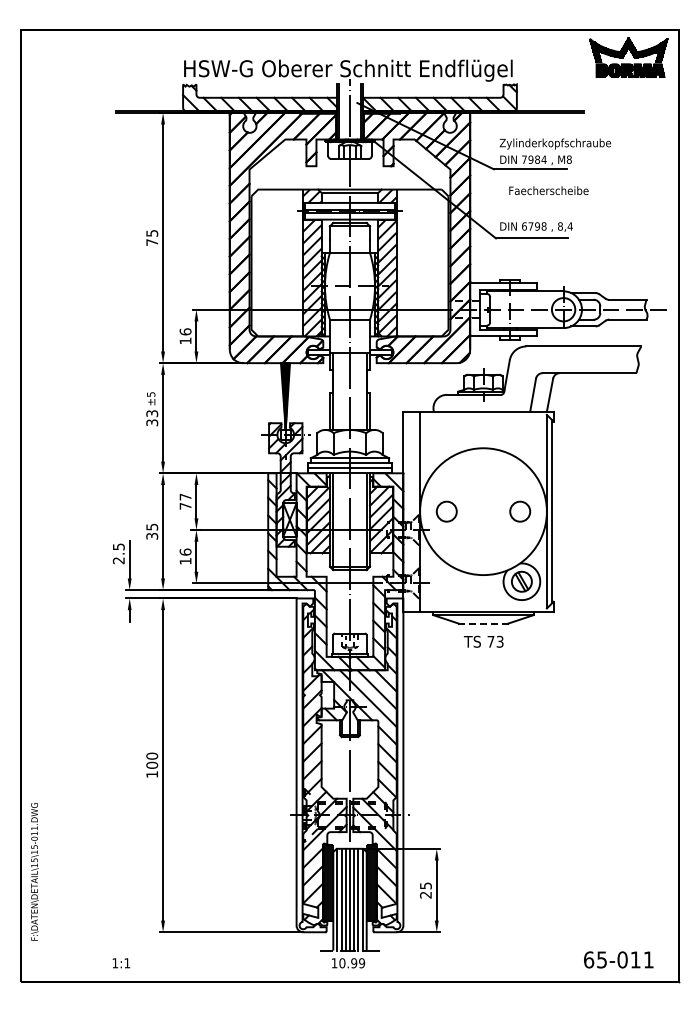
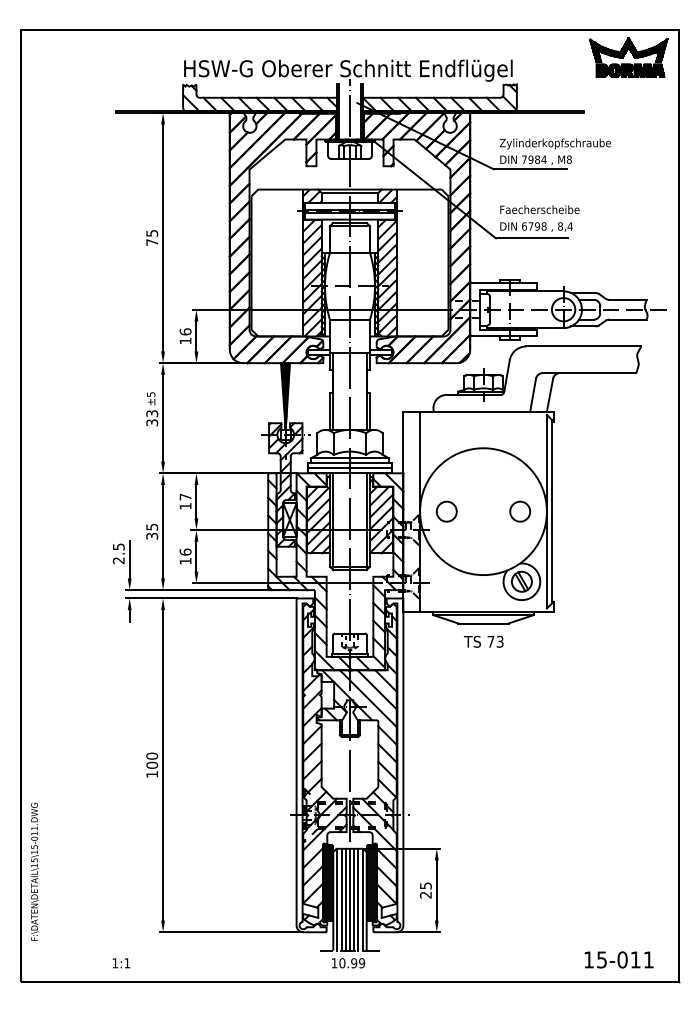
text position: (548, 190) -> (539, 209) (539, 209)
text: 77 -> 17 (185, 506)
line: dashed -> solid (483, 623)
text: 65-011 -> 15-011 (589, 959)
